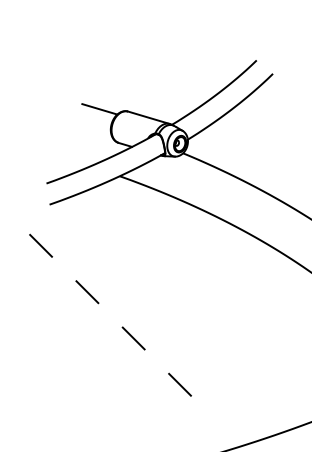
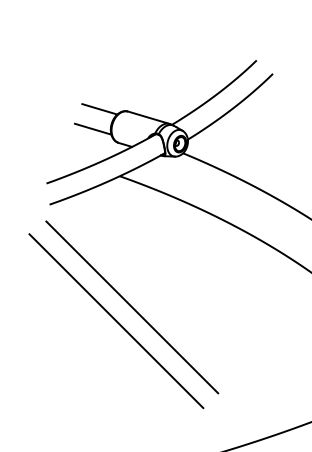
line: none -> present (92, 128)
line: none -> present (132, 307)
line: dashed -> solid (116, 321)
